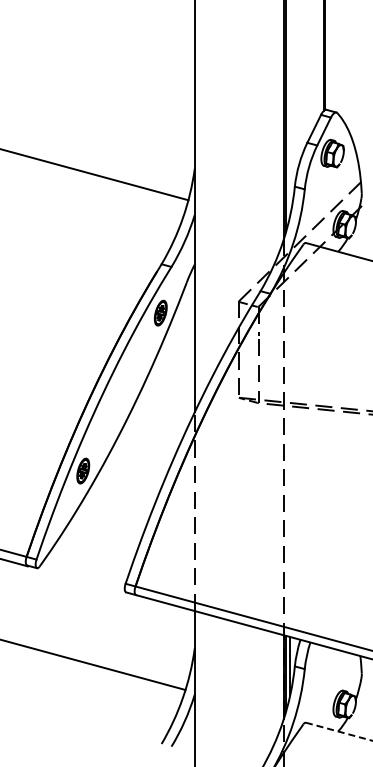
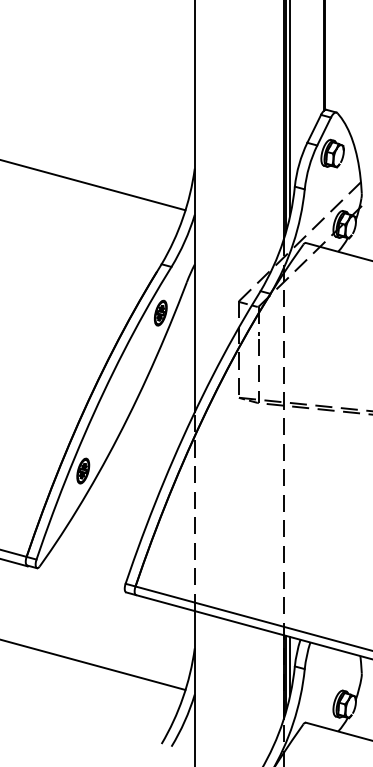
line: none -> present (290, 108)
line position: (95, 174) -> (93, 185) (93, 185)
line: dashed -> solid (338, 731)
